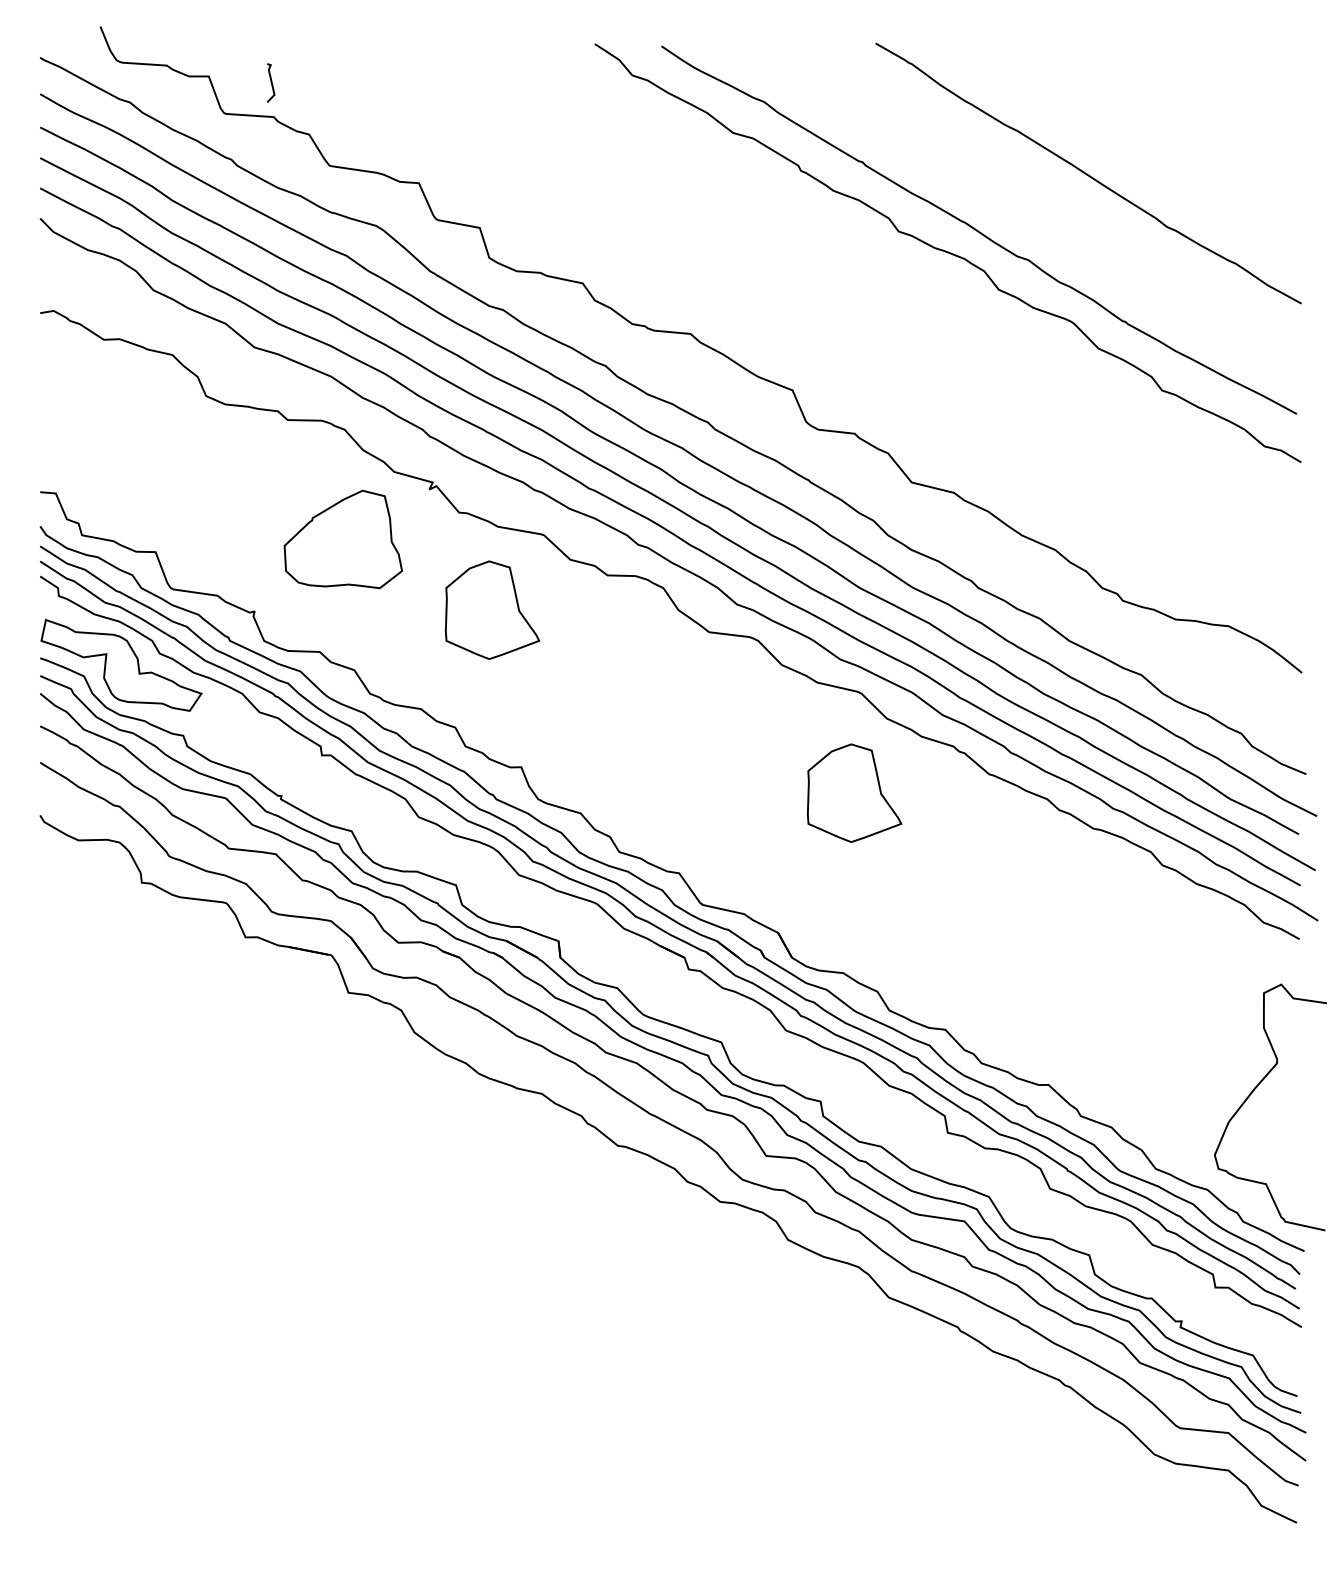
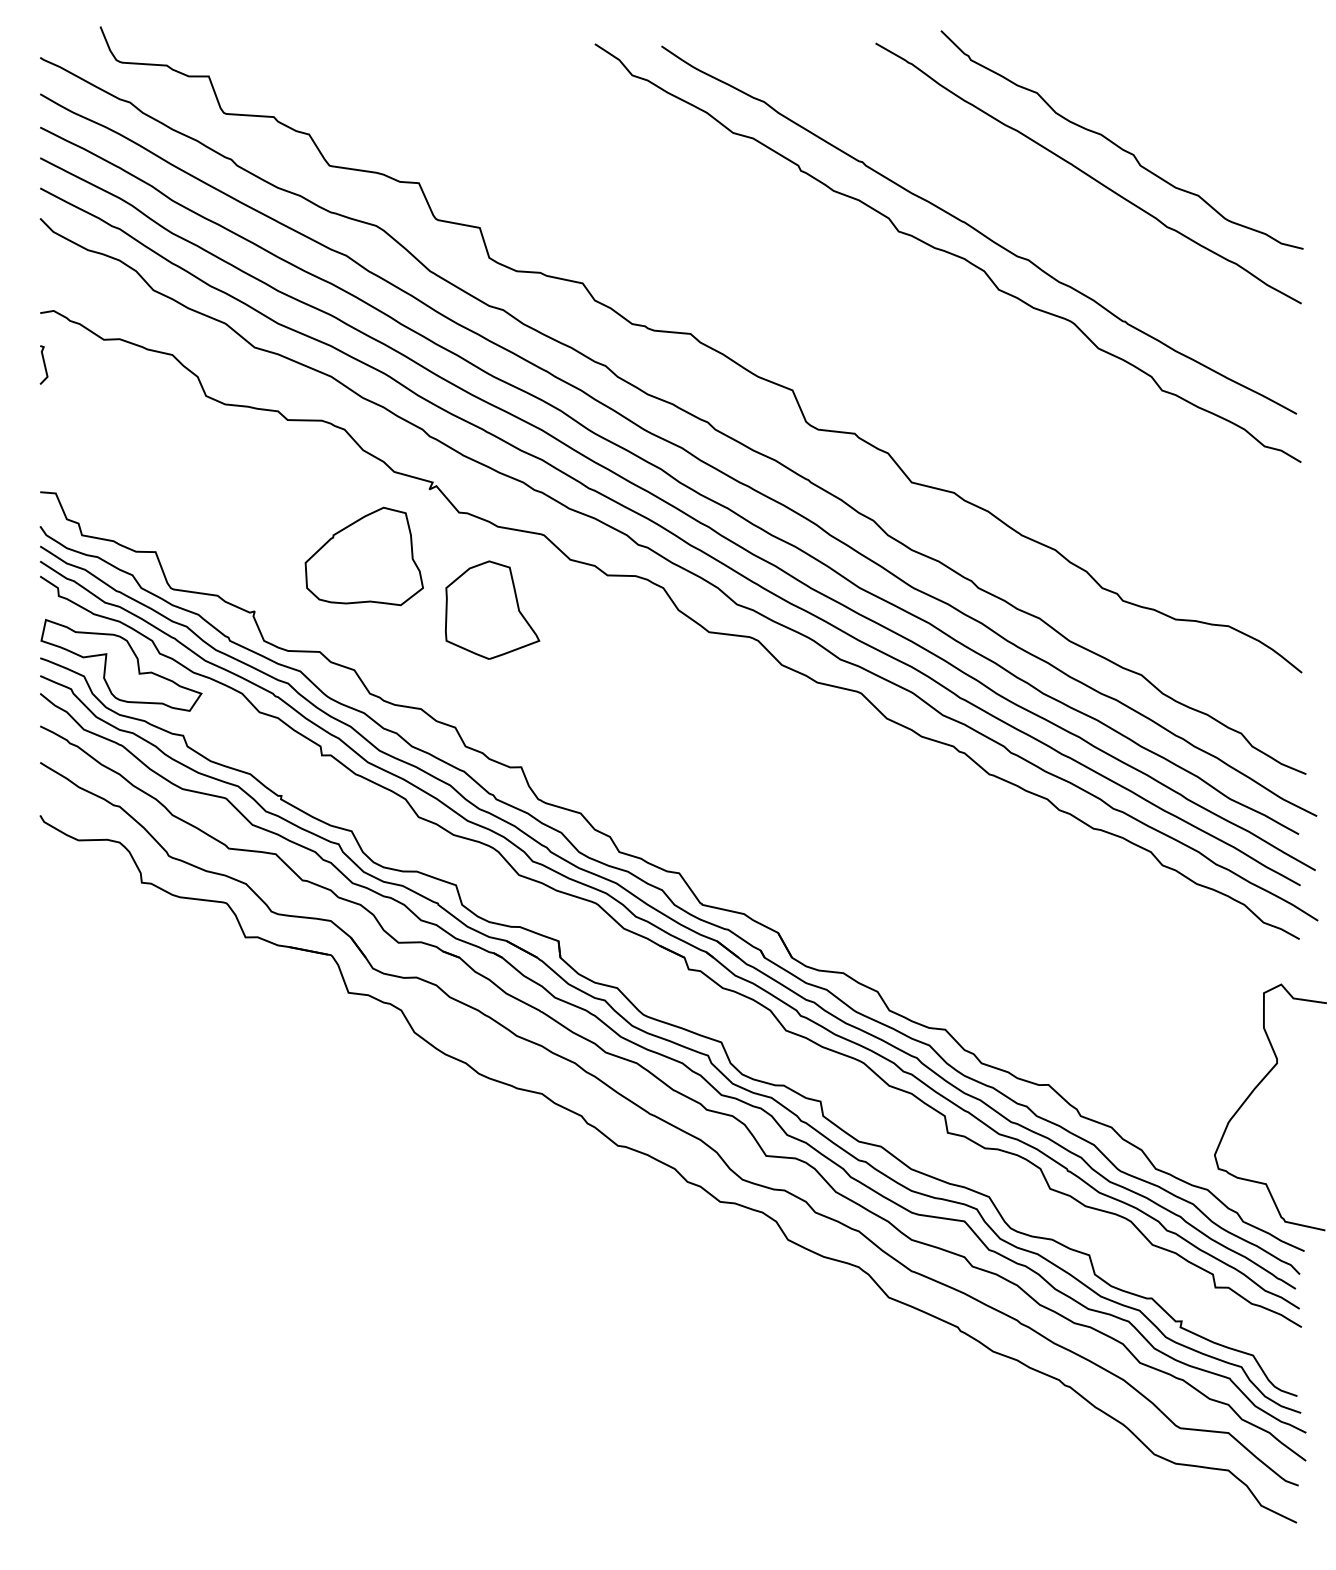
line position: (270, 82) -> (43, 364) (43, 364)
curve: none -> present (1117, 144)
part position: (342, 539) -> (363, 556) (363, 556)
part: present -> none (854, 792)
